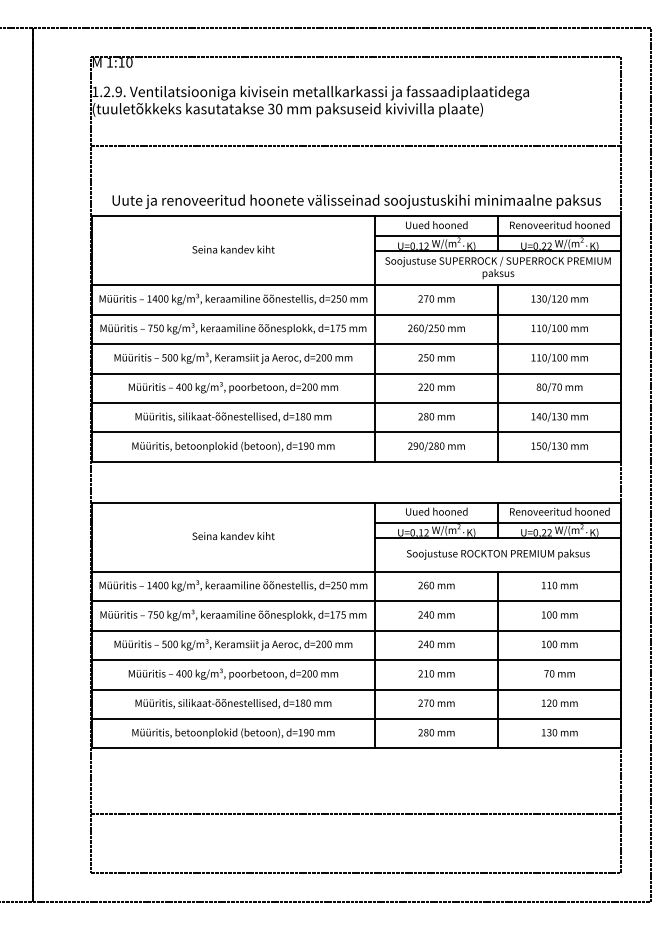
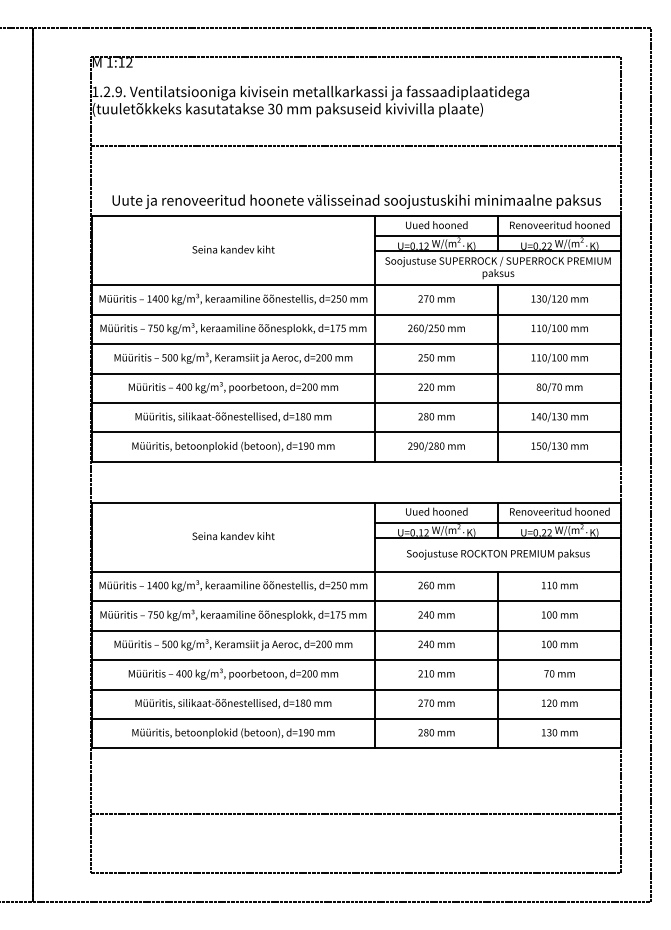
text: 1:10 -> 1:12 (129, 62)
